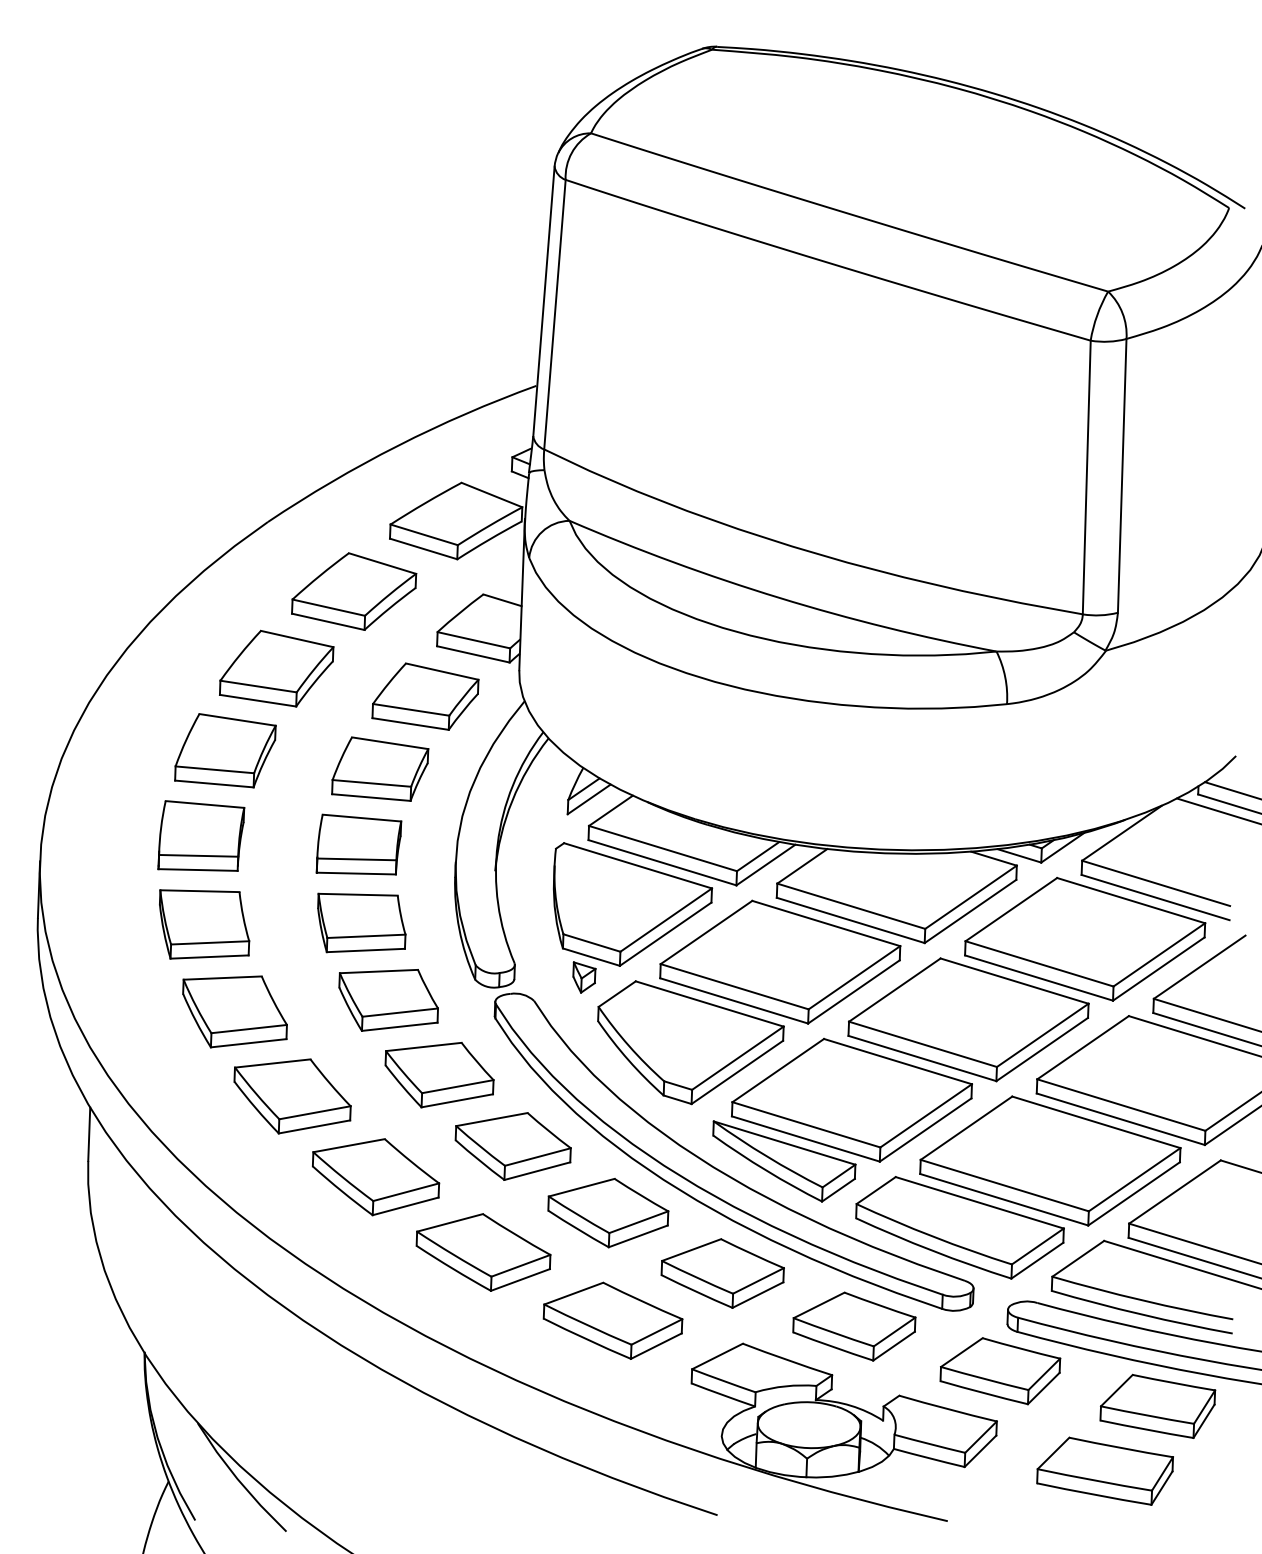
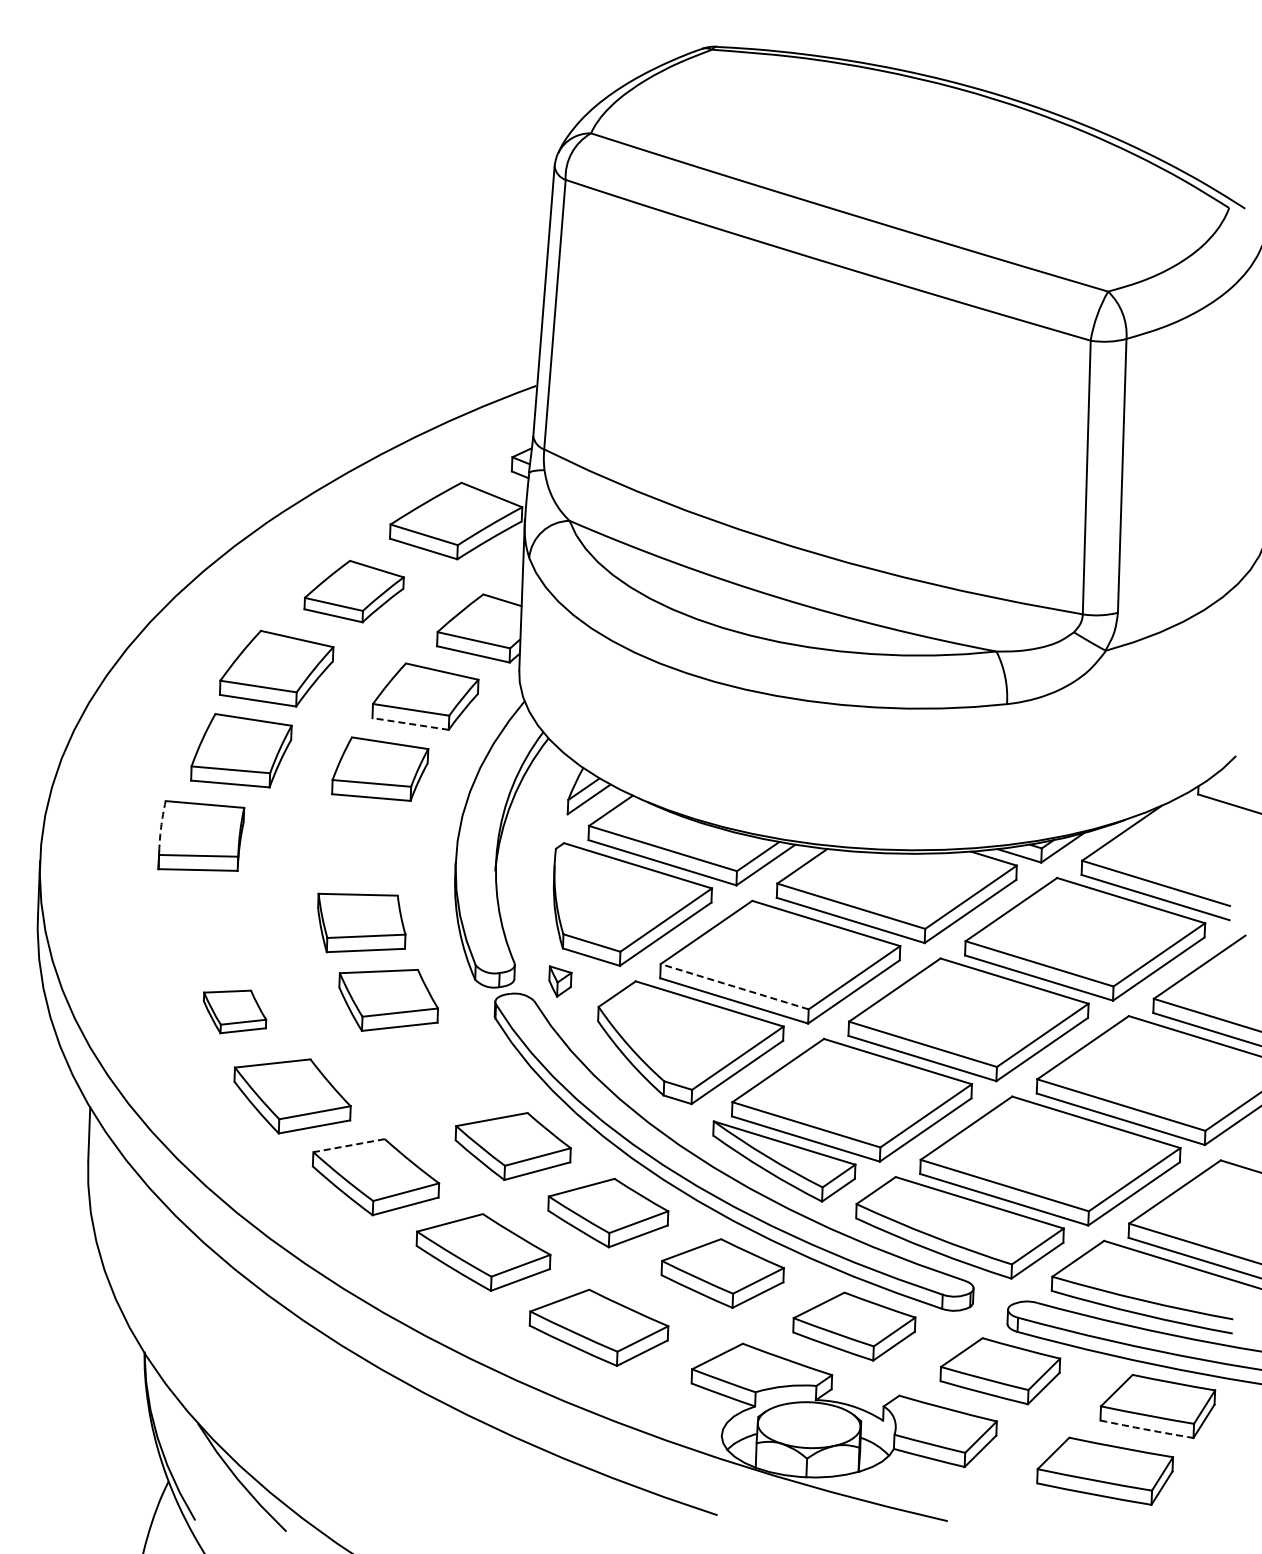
part size: 127x79 px -> 102x65 px (353, 591)
line: solid -> dashed (410, 724)
part position: (225, 750) -> (241, 750) (241, 750)
line: present -> none (1231, 790)
line: present -> none (1217, 810)
arc: solid -> dashed (161, 827)
part: present -> none (358, 844)
part: present -> none (204, 924)
part position: (584, 977) -> (560, 981) (560, 981)
line: solid -> dashed (734, 986)
part size: 106x74 px -> 65x46 px (235, 1011)
part: present -> none (439, 1075)
line: solid -> dashed (348, 1145)
part position: (612, 1320) -> (598, 1327) (598, 1327)
arc: solid -> dashed (1146, 1429)
